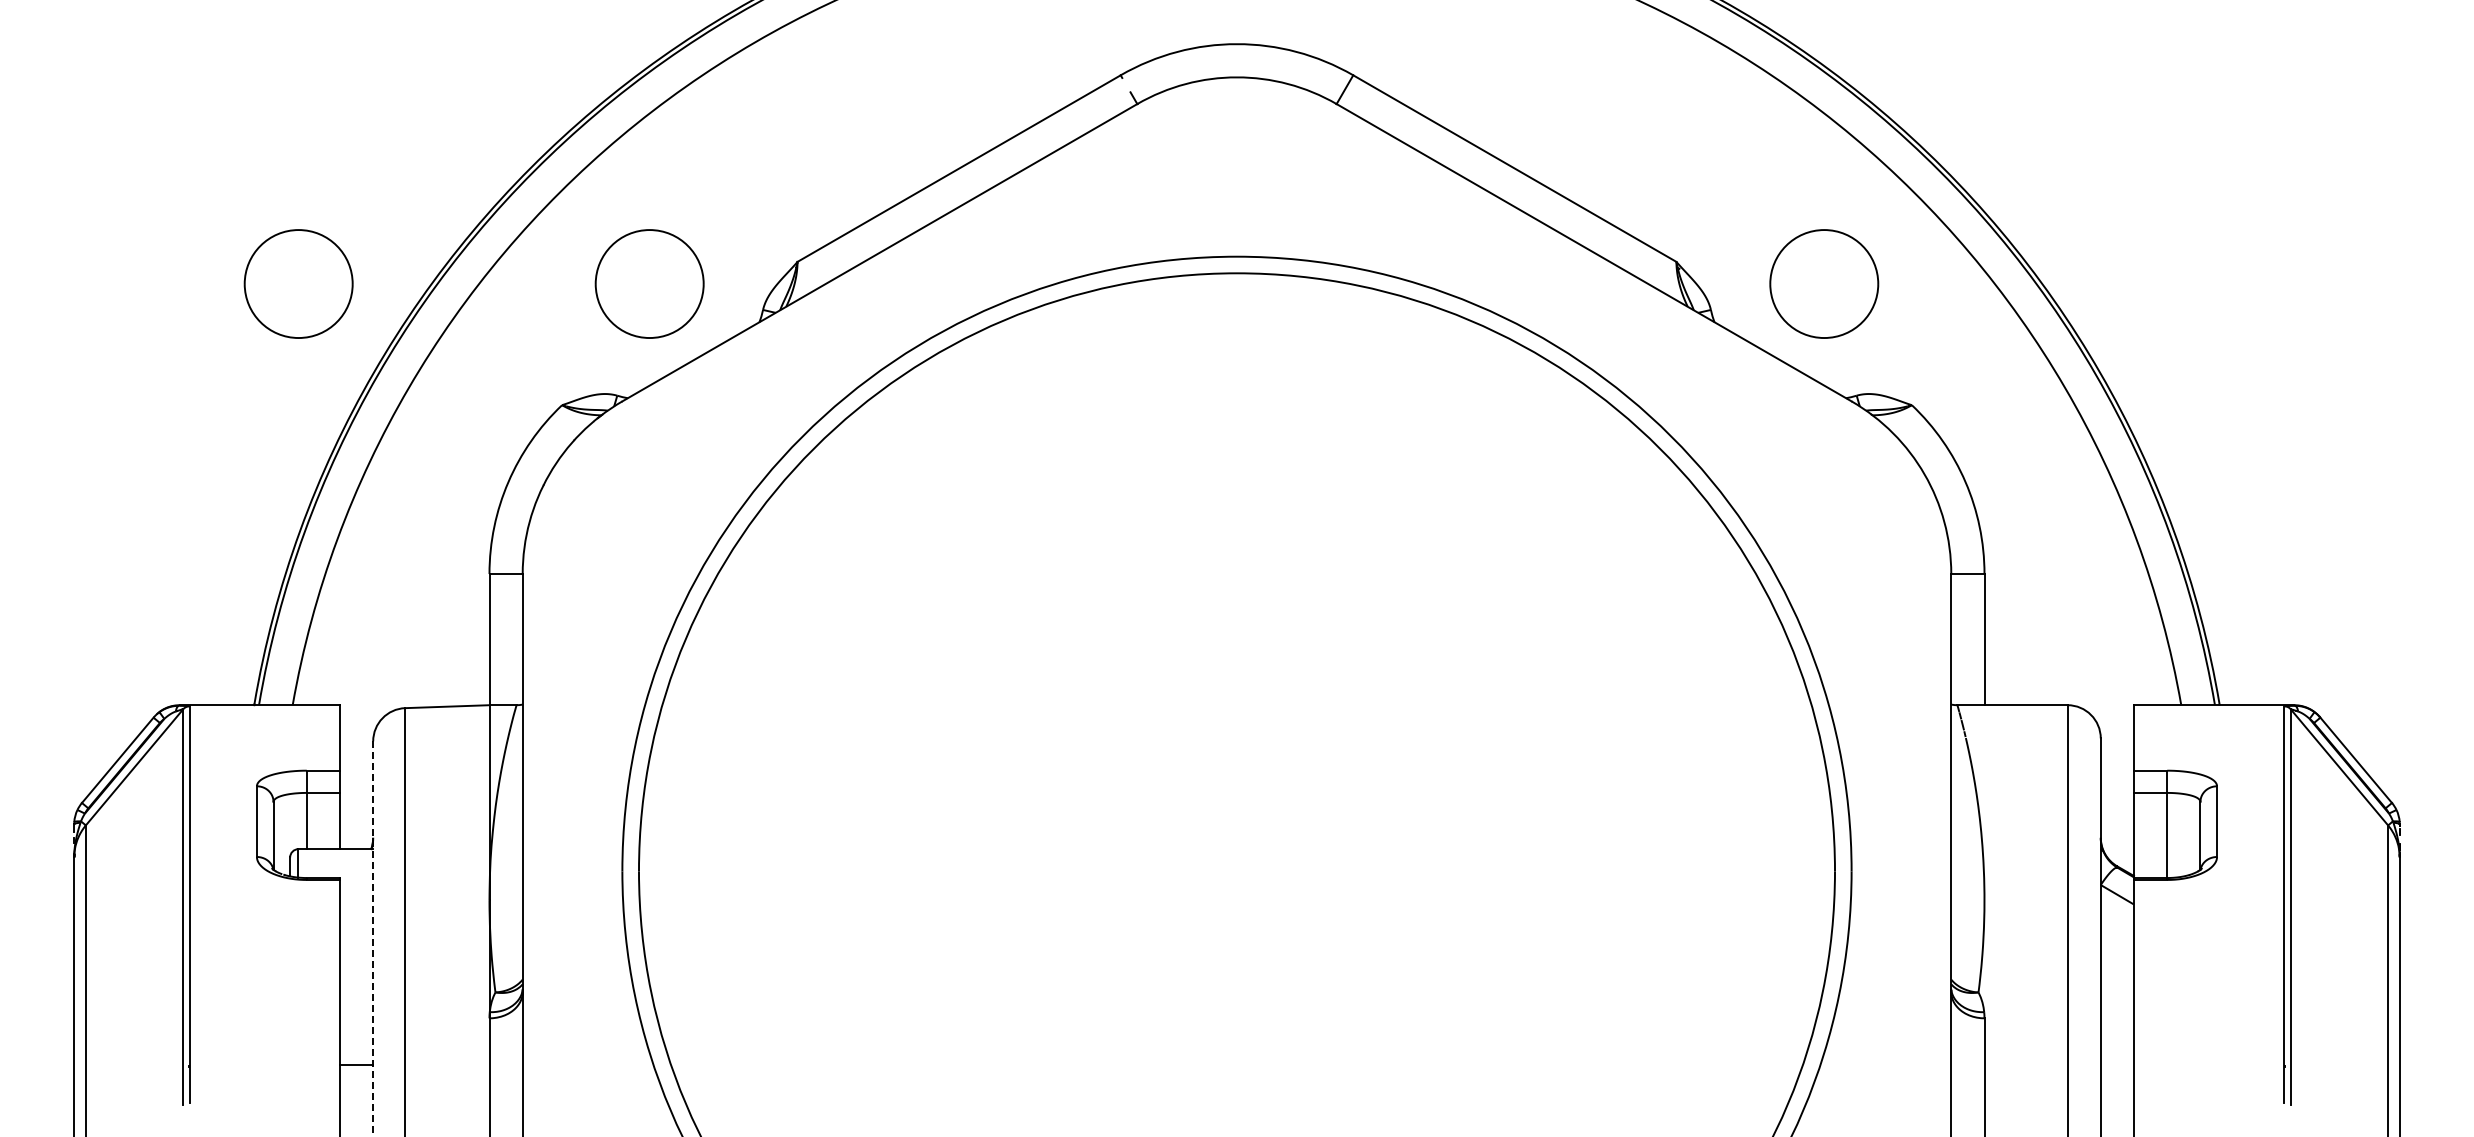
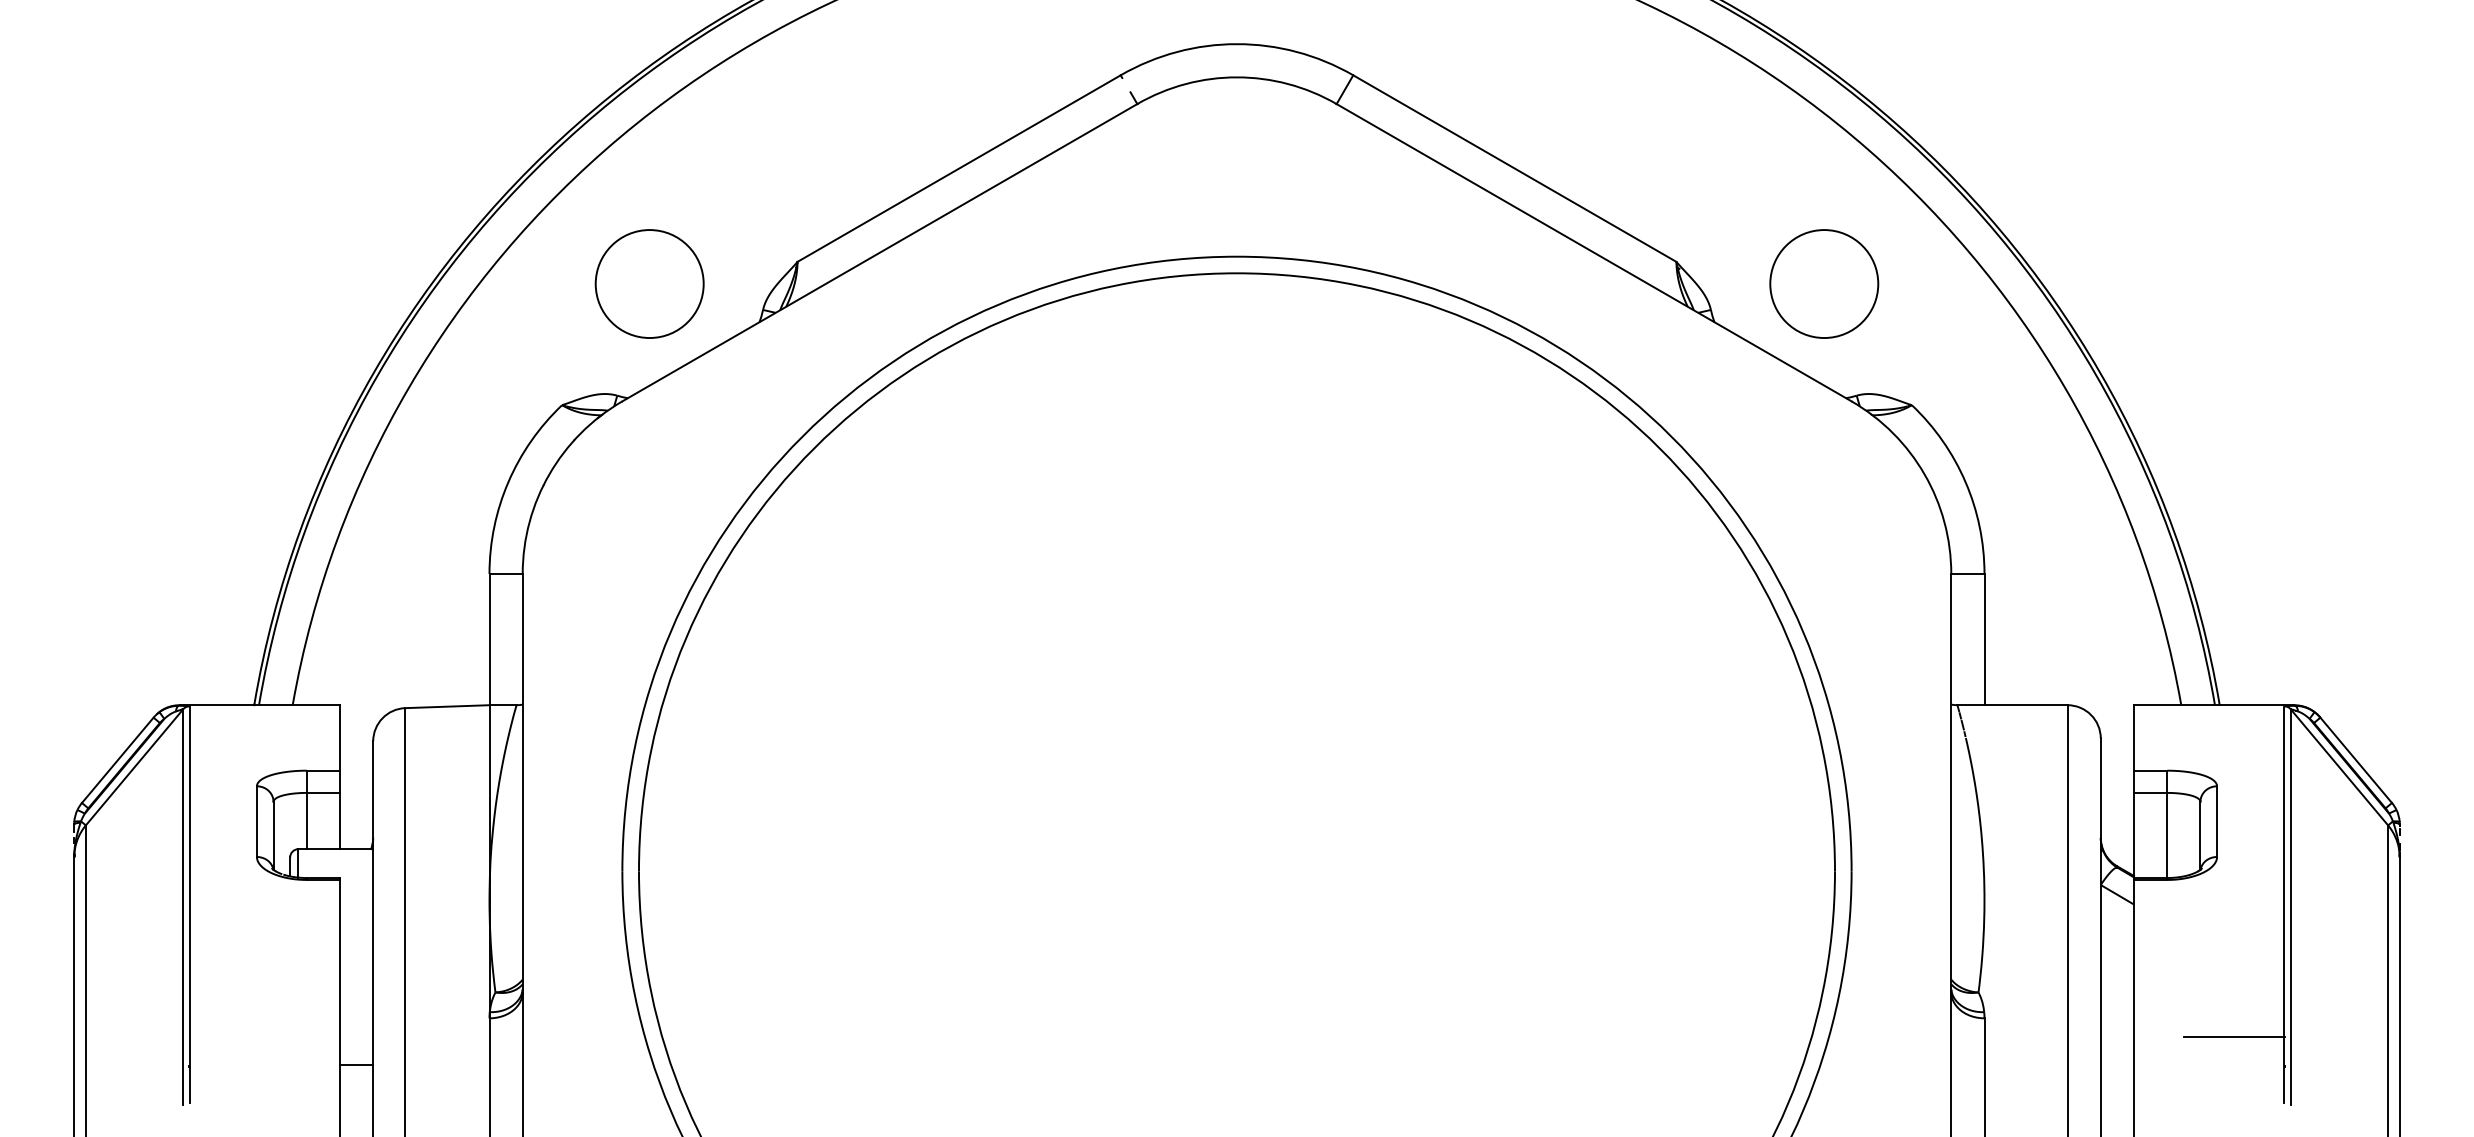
part: present -> none (298, 283)
line: dashed -> solid (373, 938)
line: none -> present (2233, 1037)
